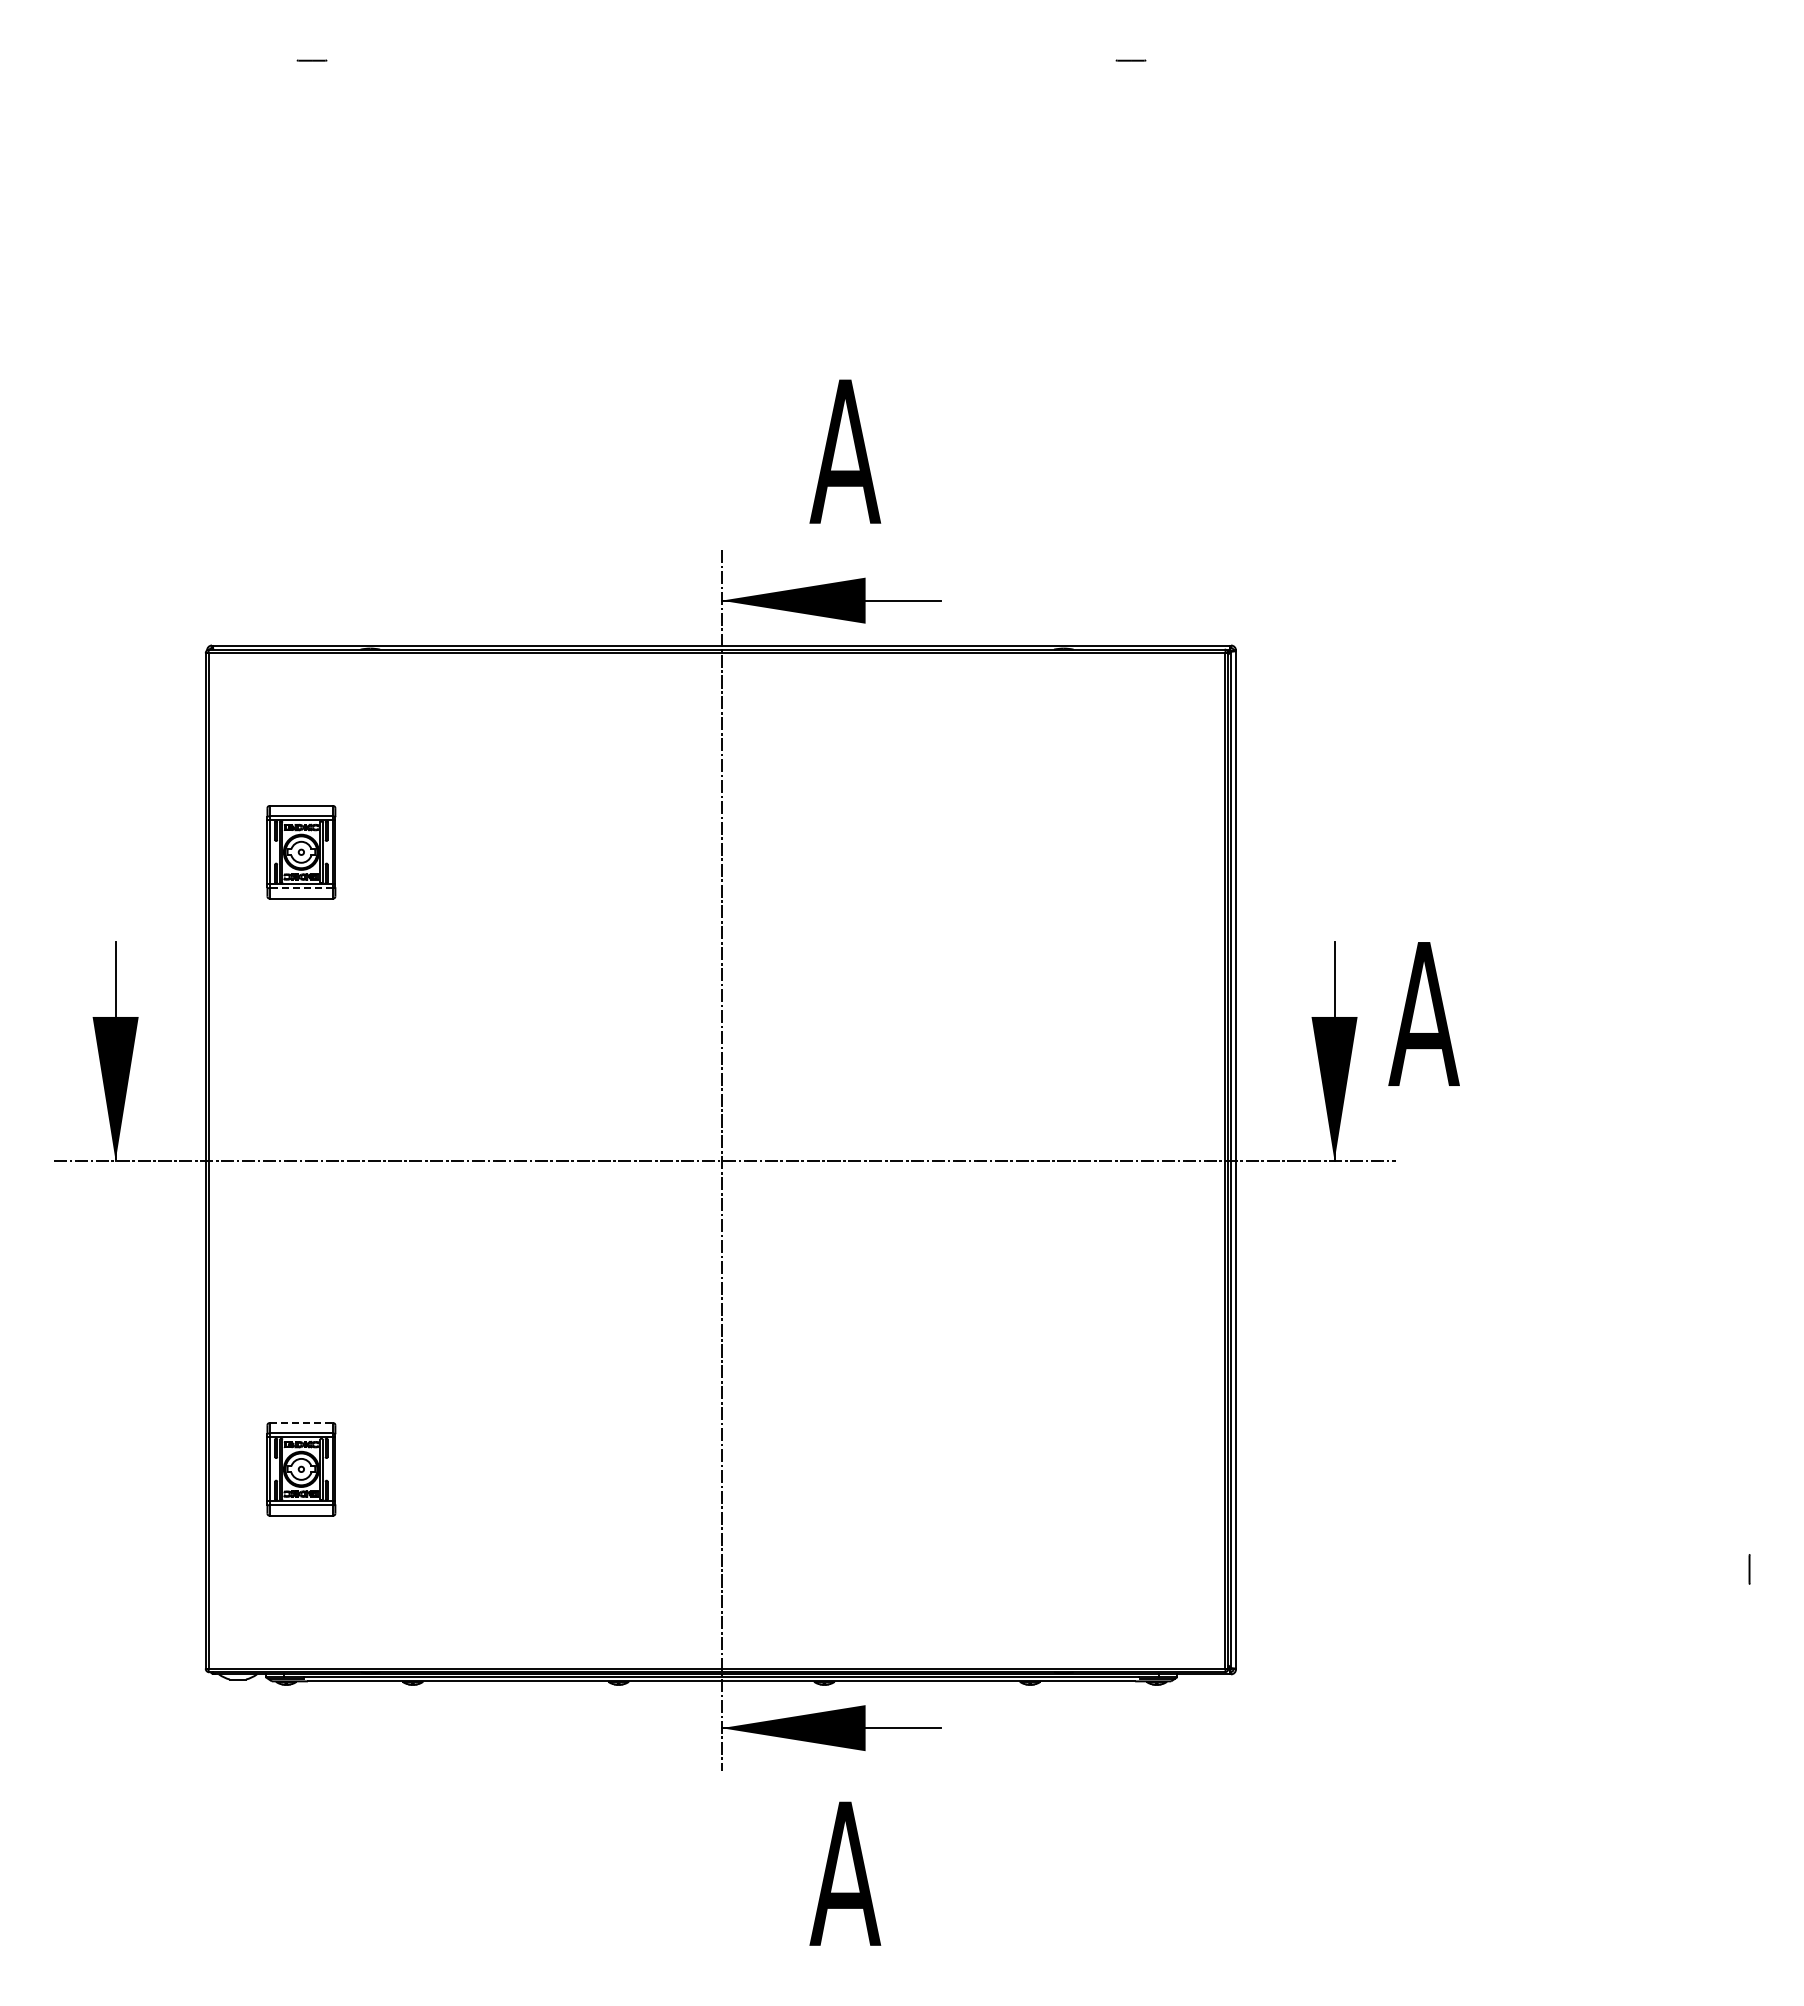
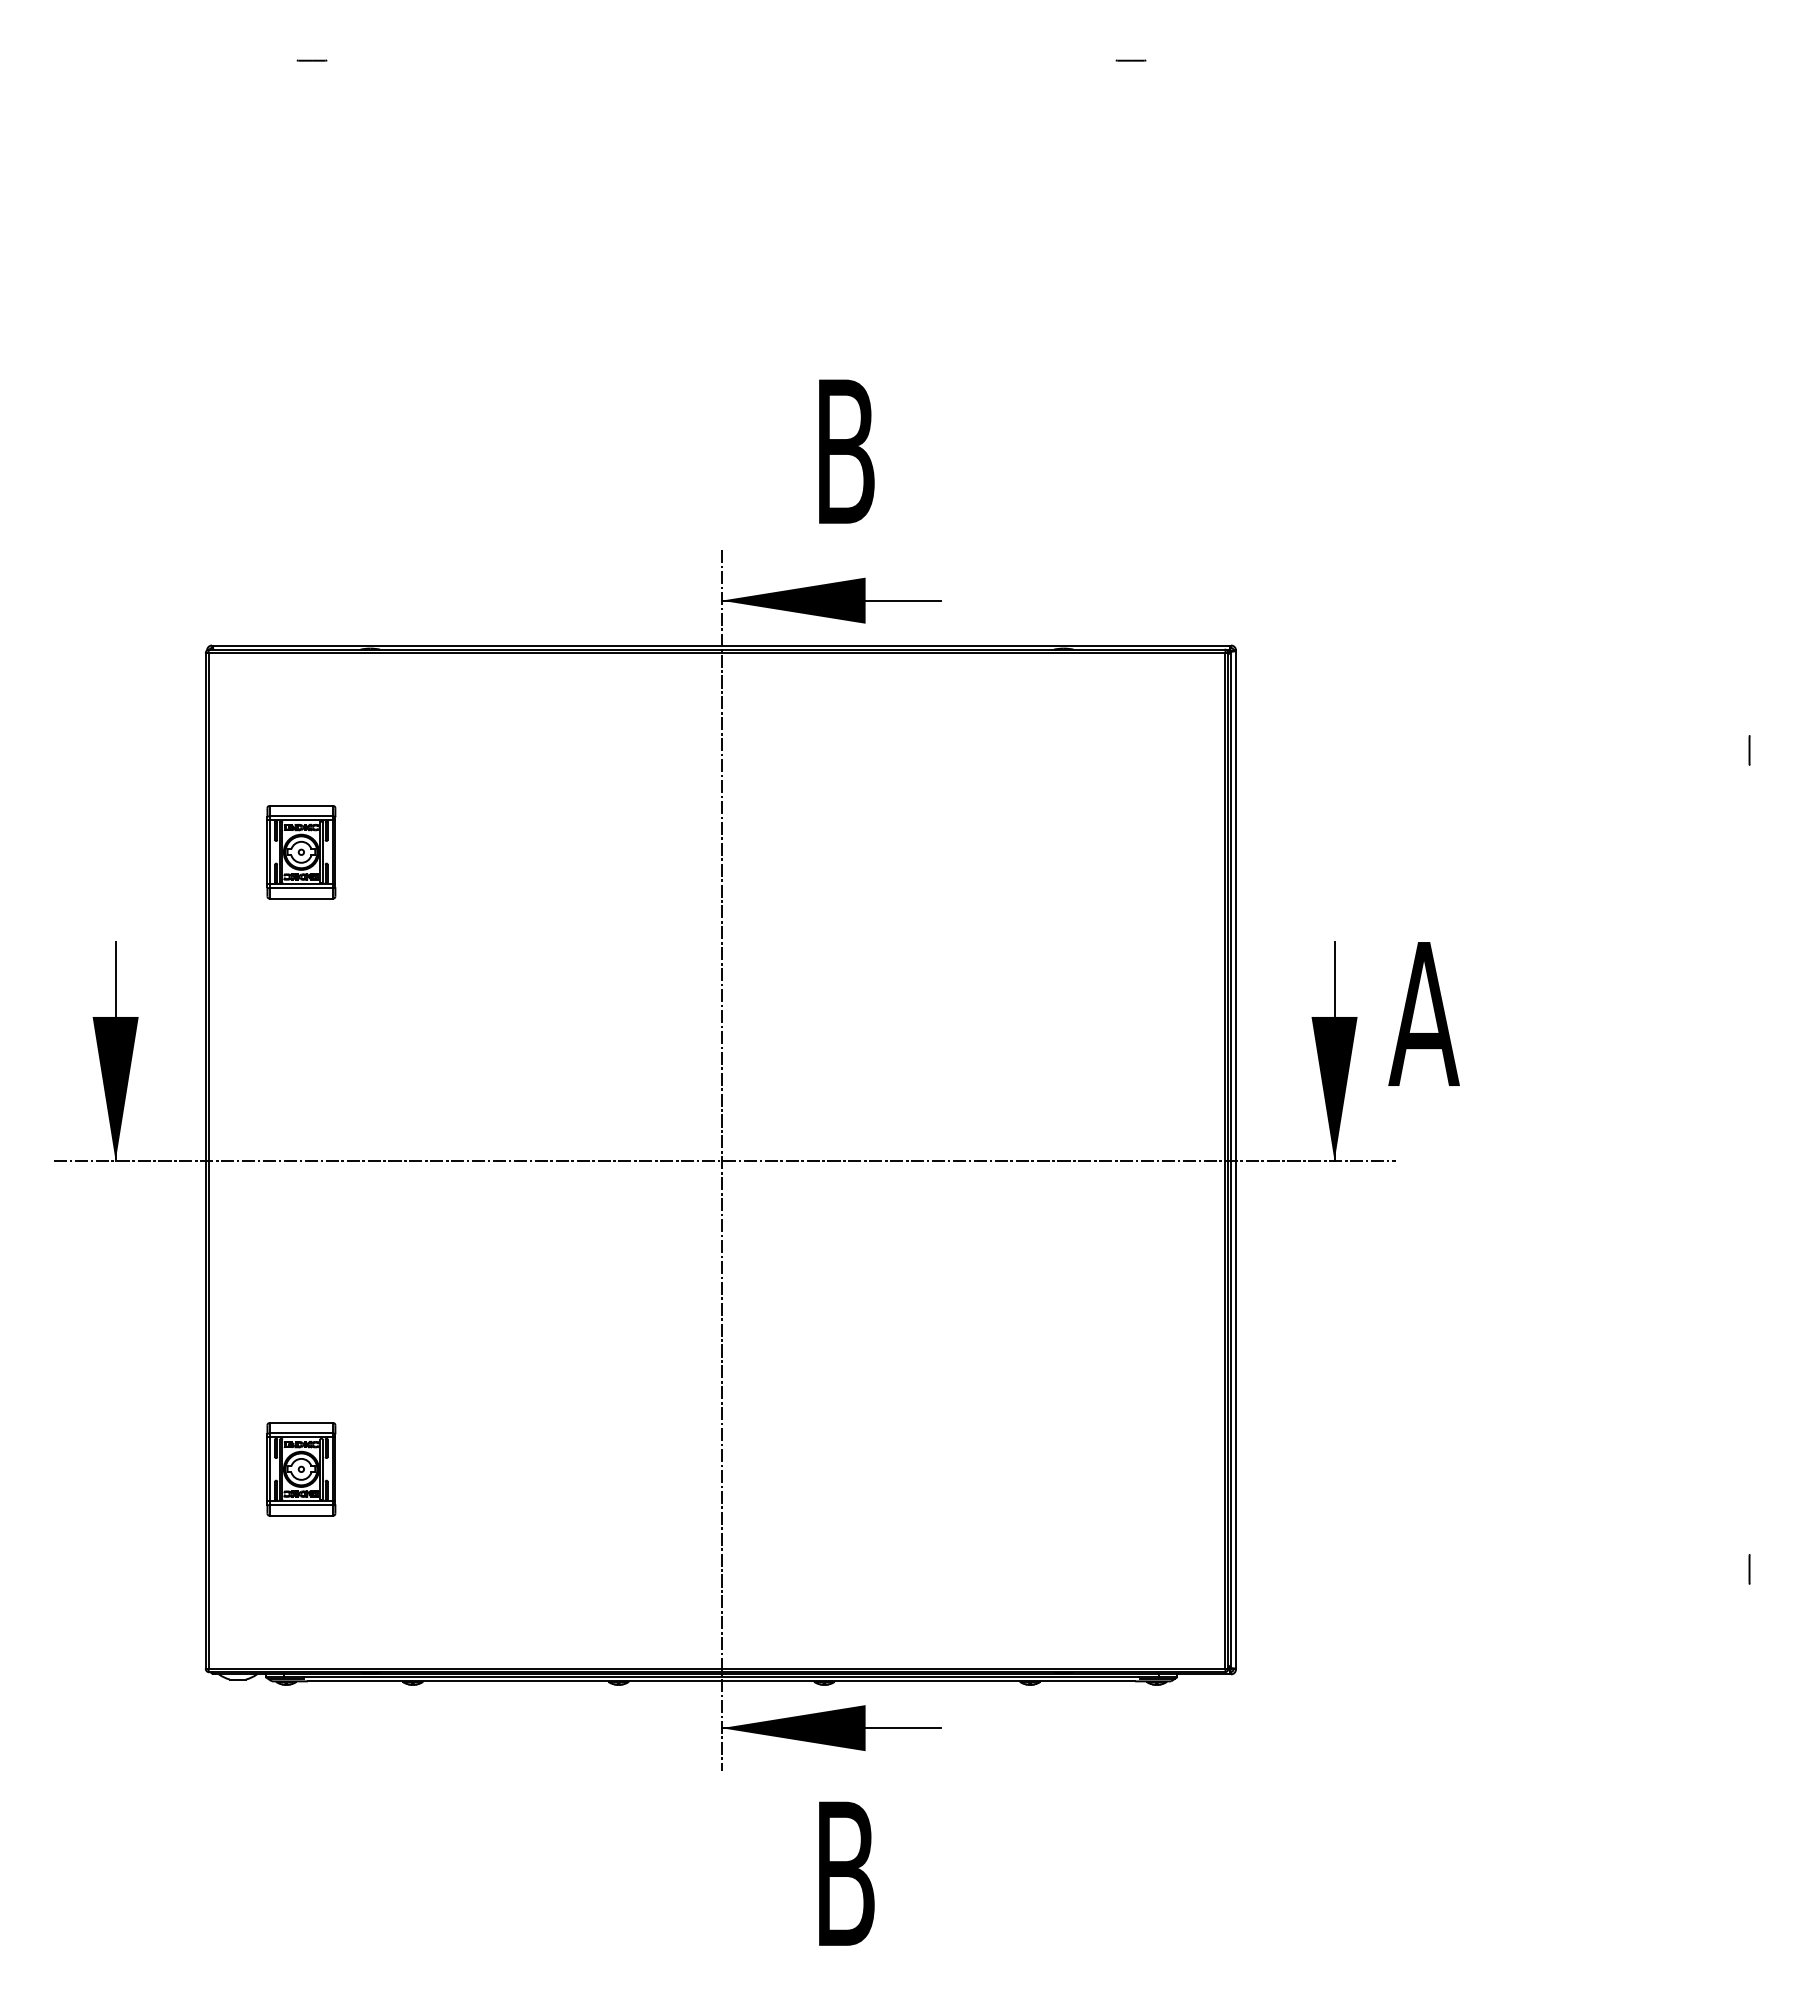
text: A -> B (845, 451)
line: none -> present (1749, 750)
line: dashed -> solid (301, 888)
line: dashed -> solid (301, 1423)
text: A -> B (845, 1873)
